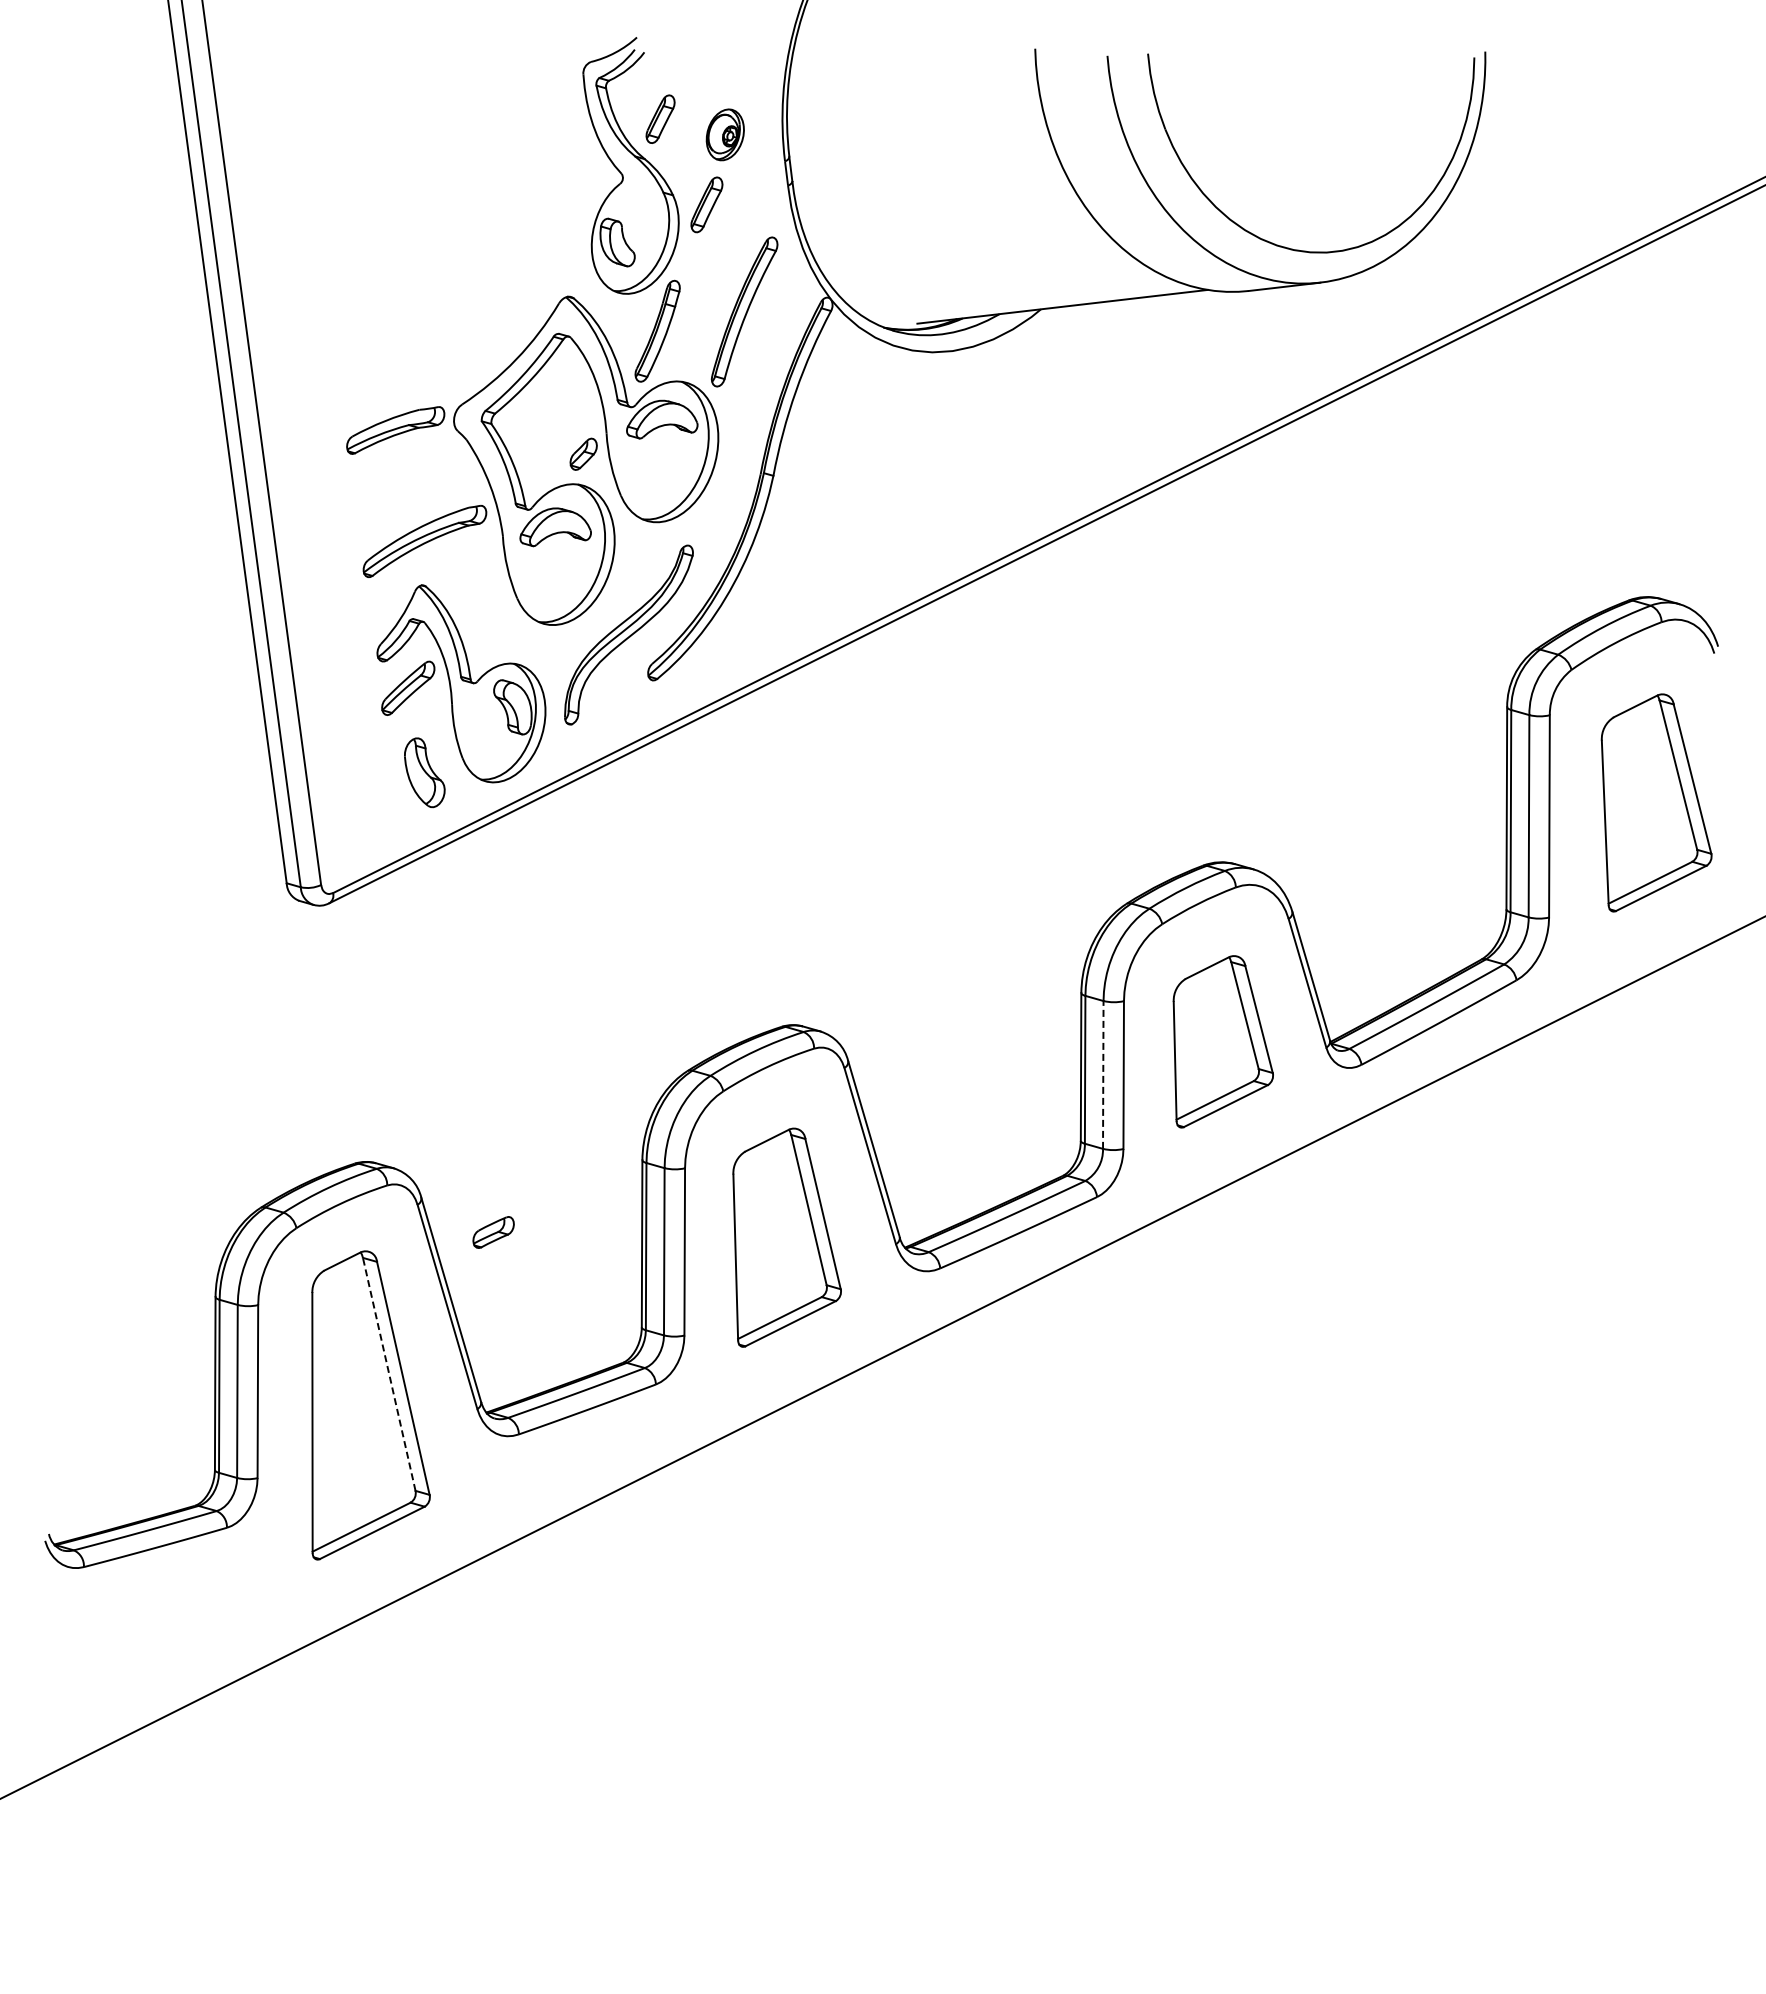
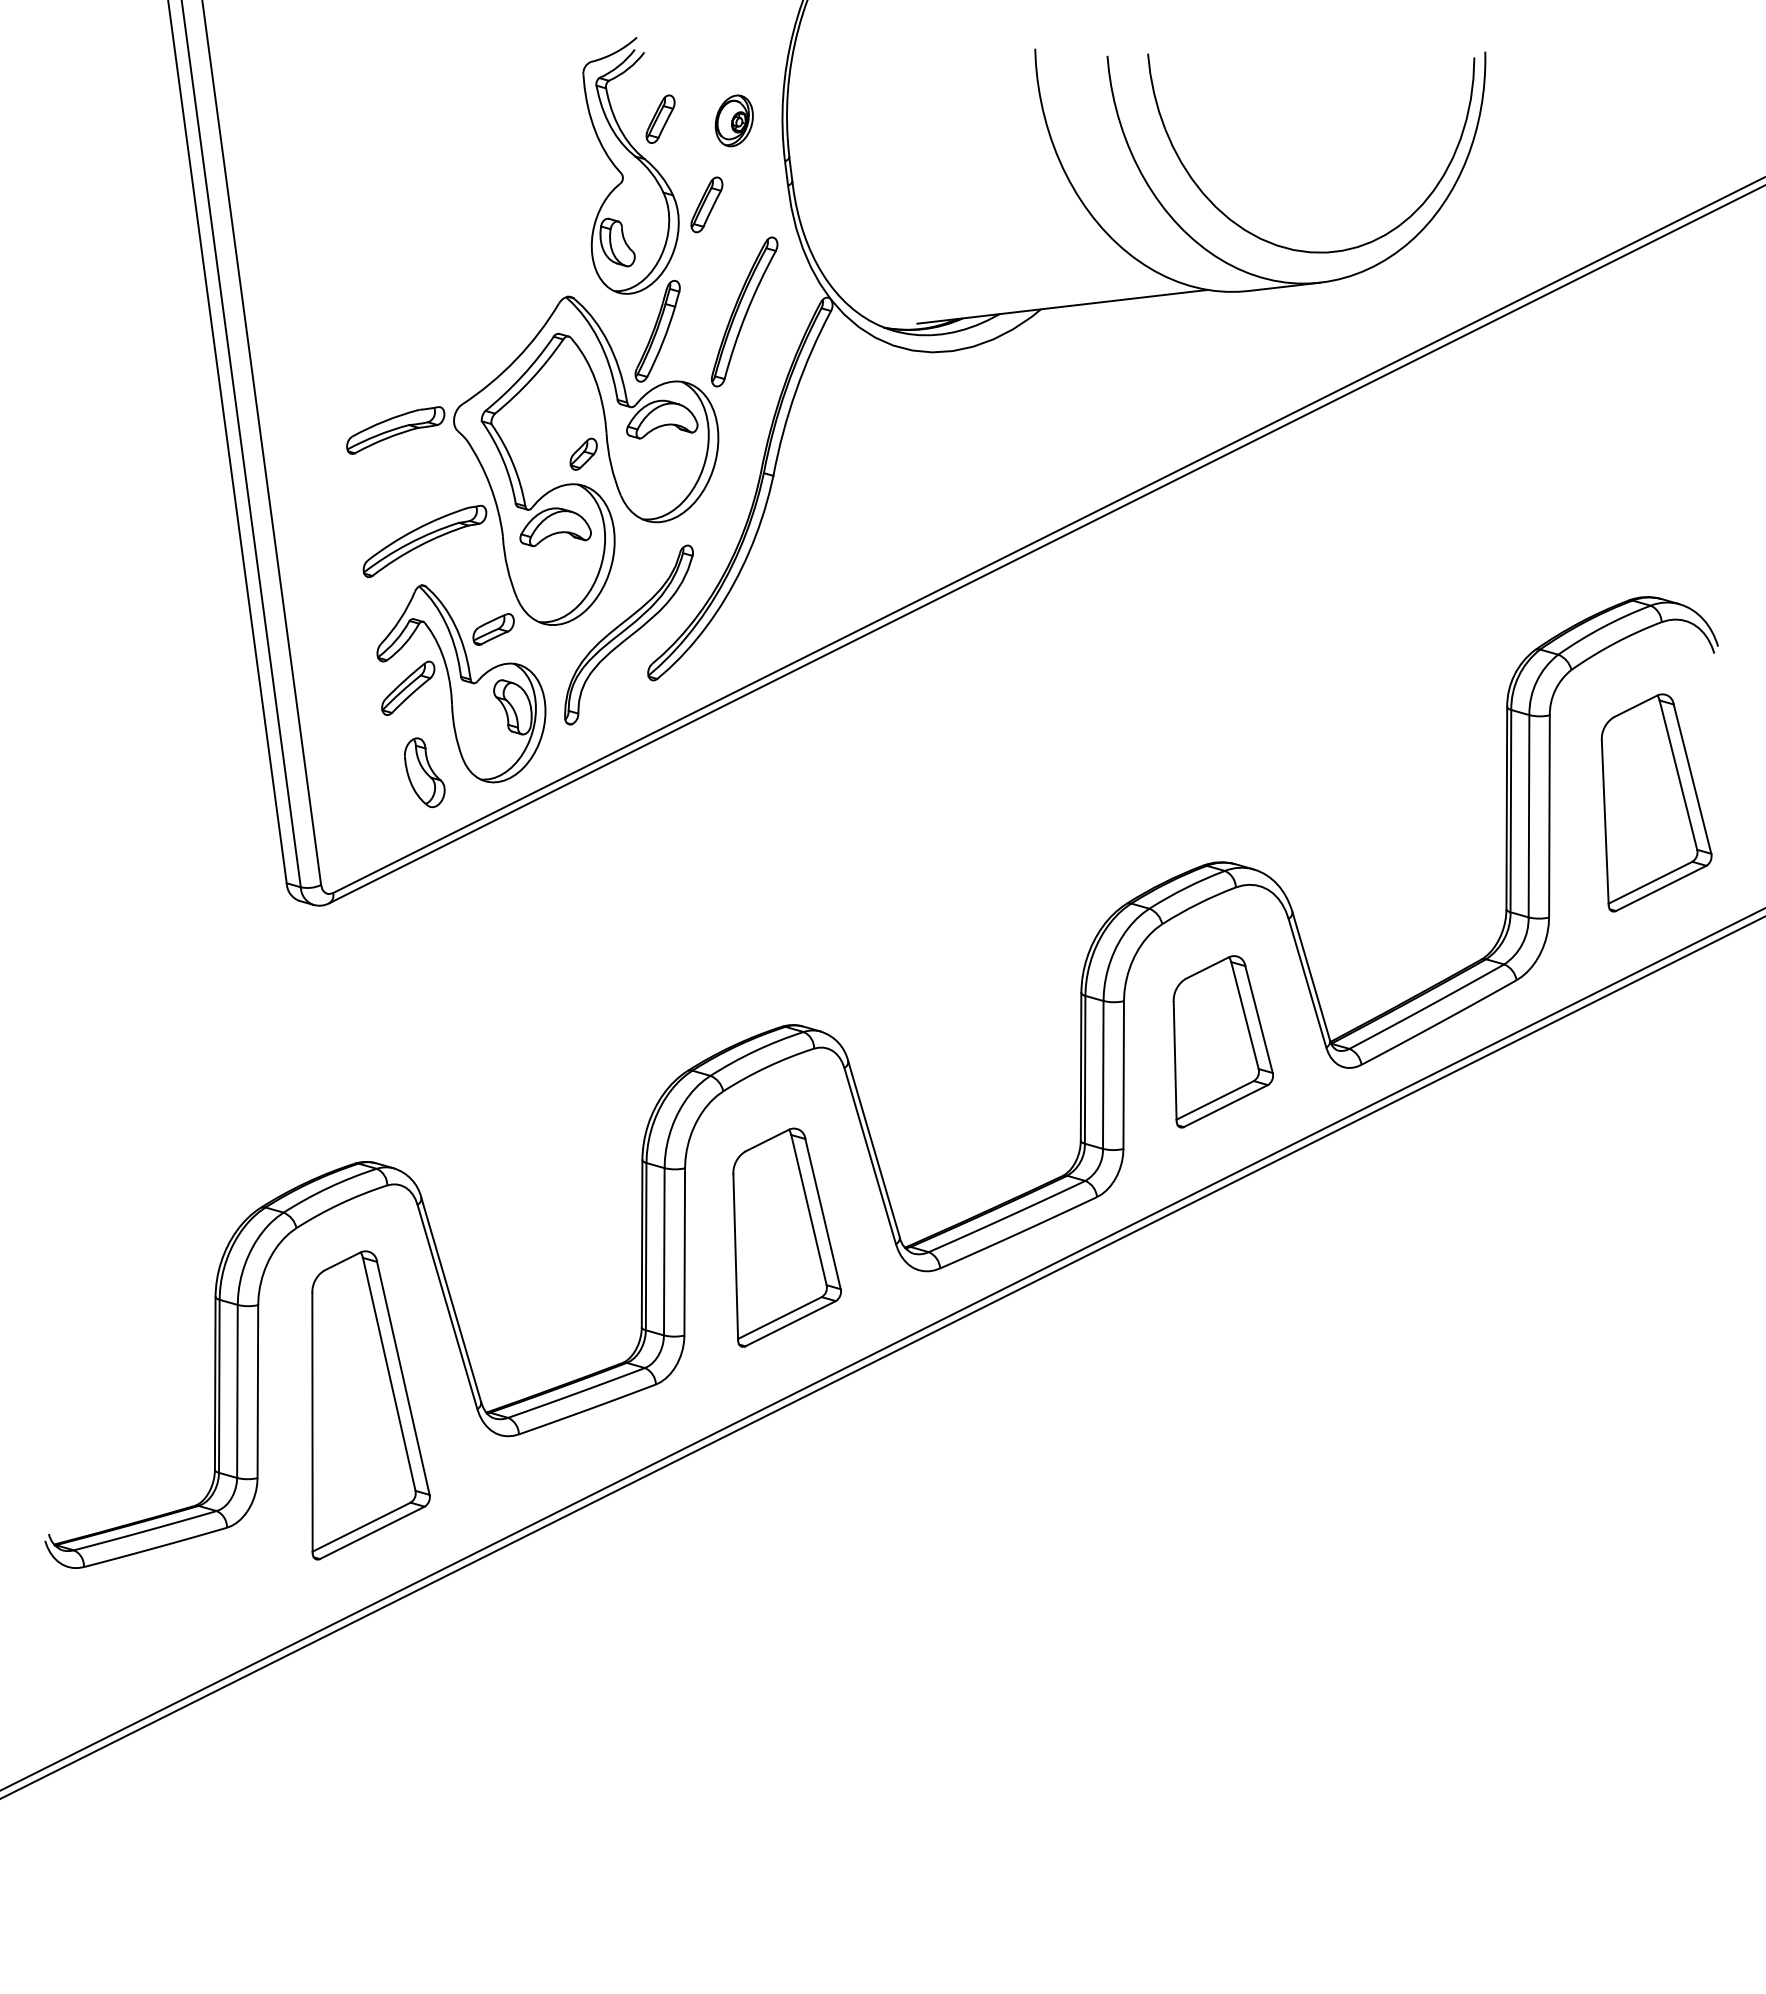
part position: (724, 134) -> (733, 120) (733, 120)
line: dashed -> solid (1103, 1074)
part position: (493, 1232) -> (493, 629) (493, 629)
line: none -> present (882, 1349)
line: dashed -> solid (389, 1373)
